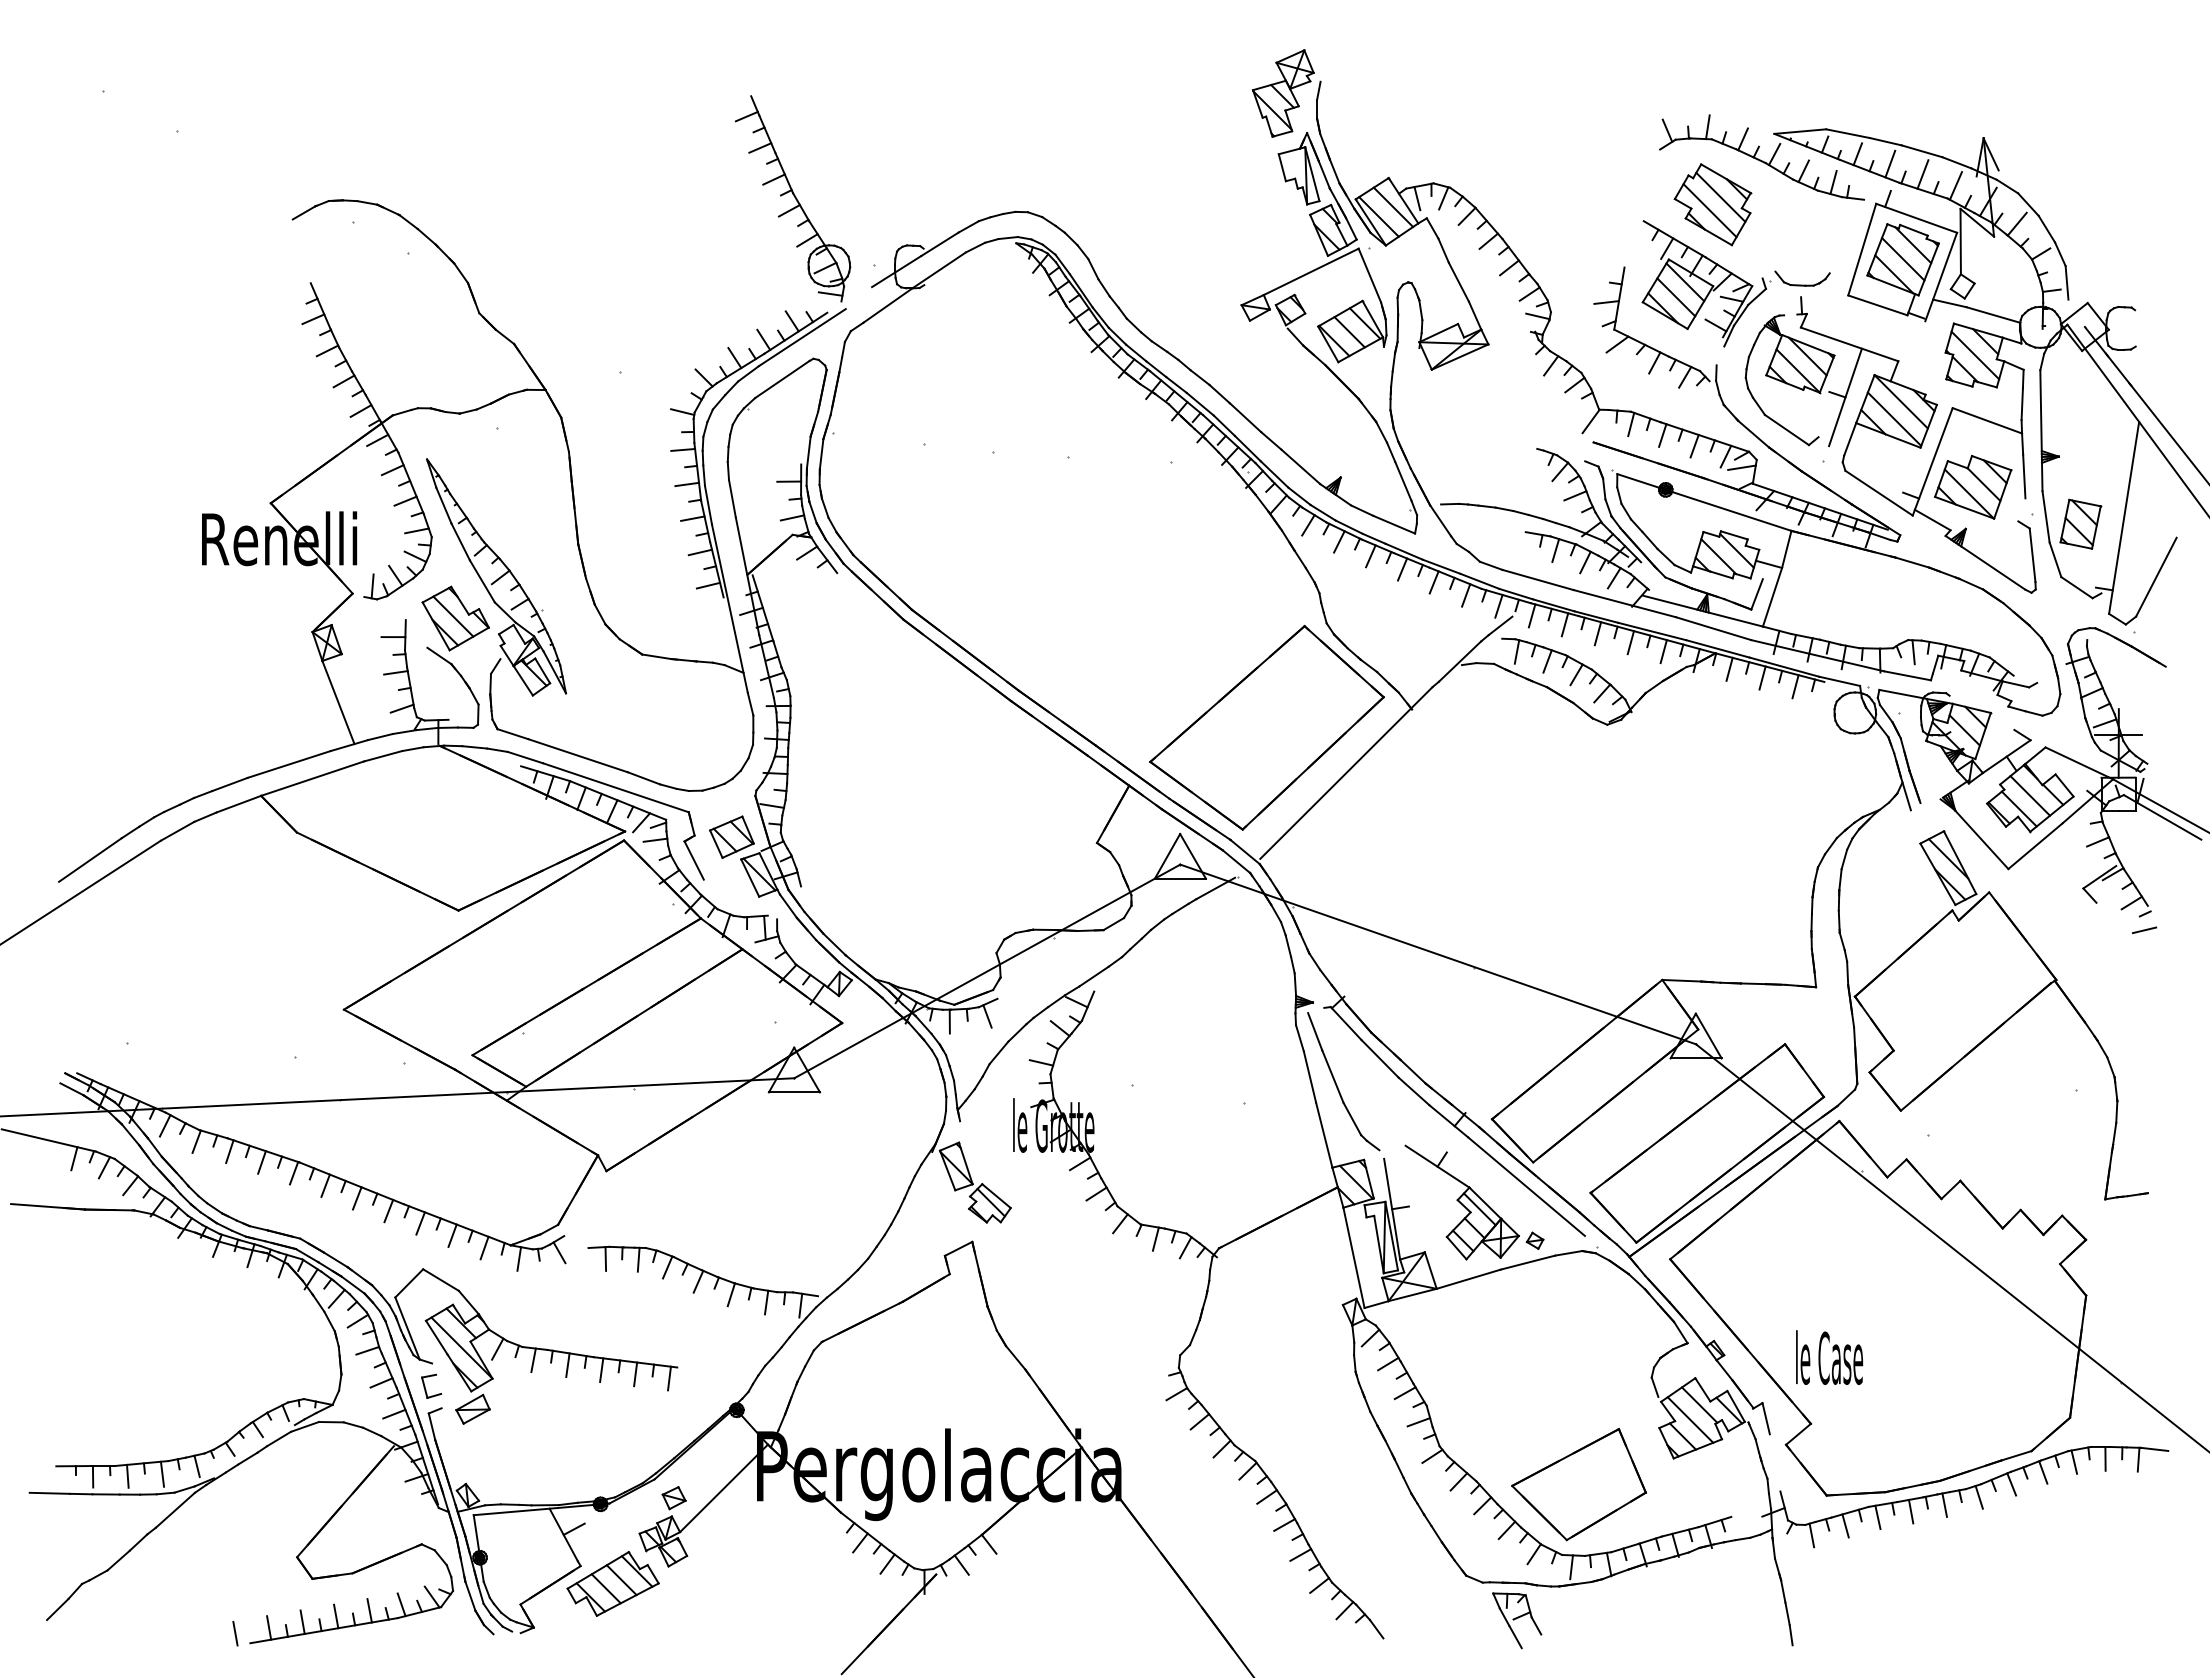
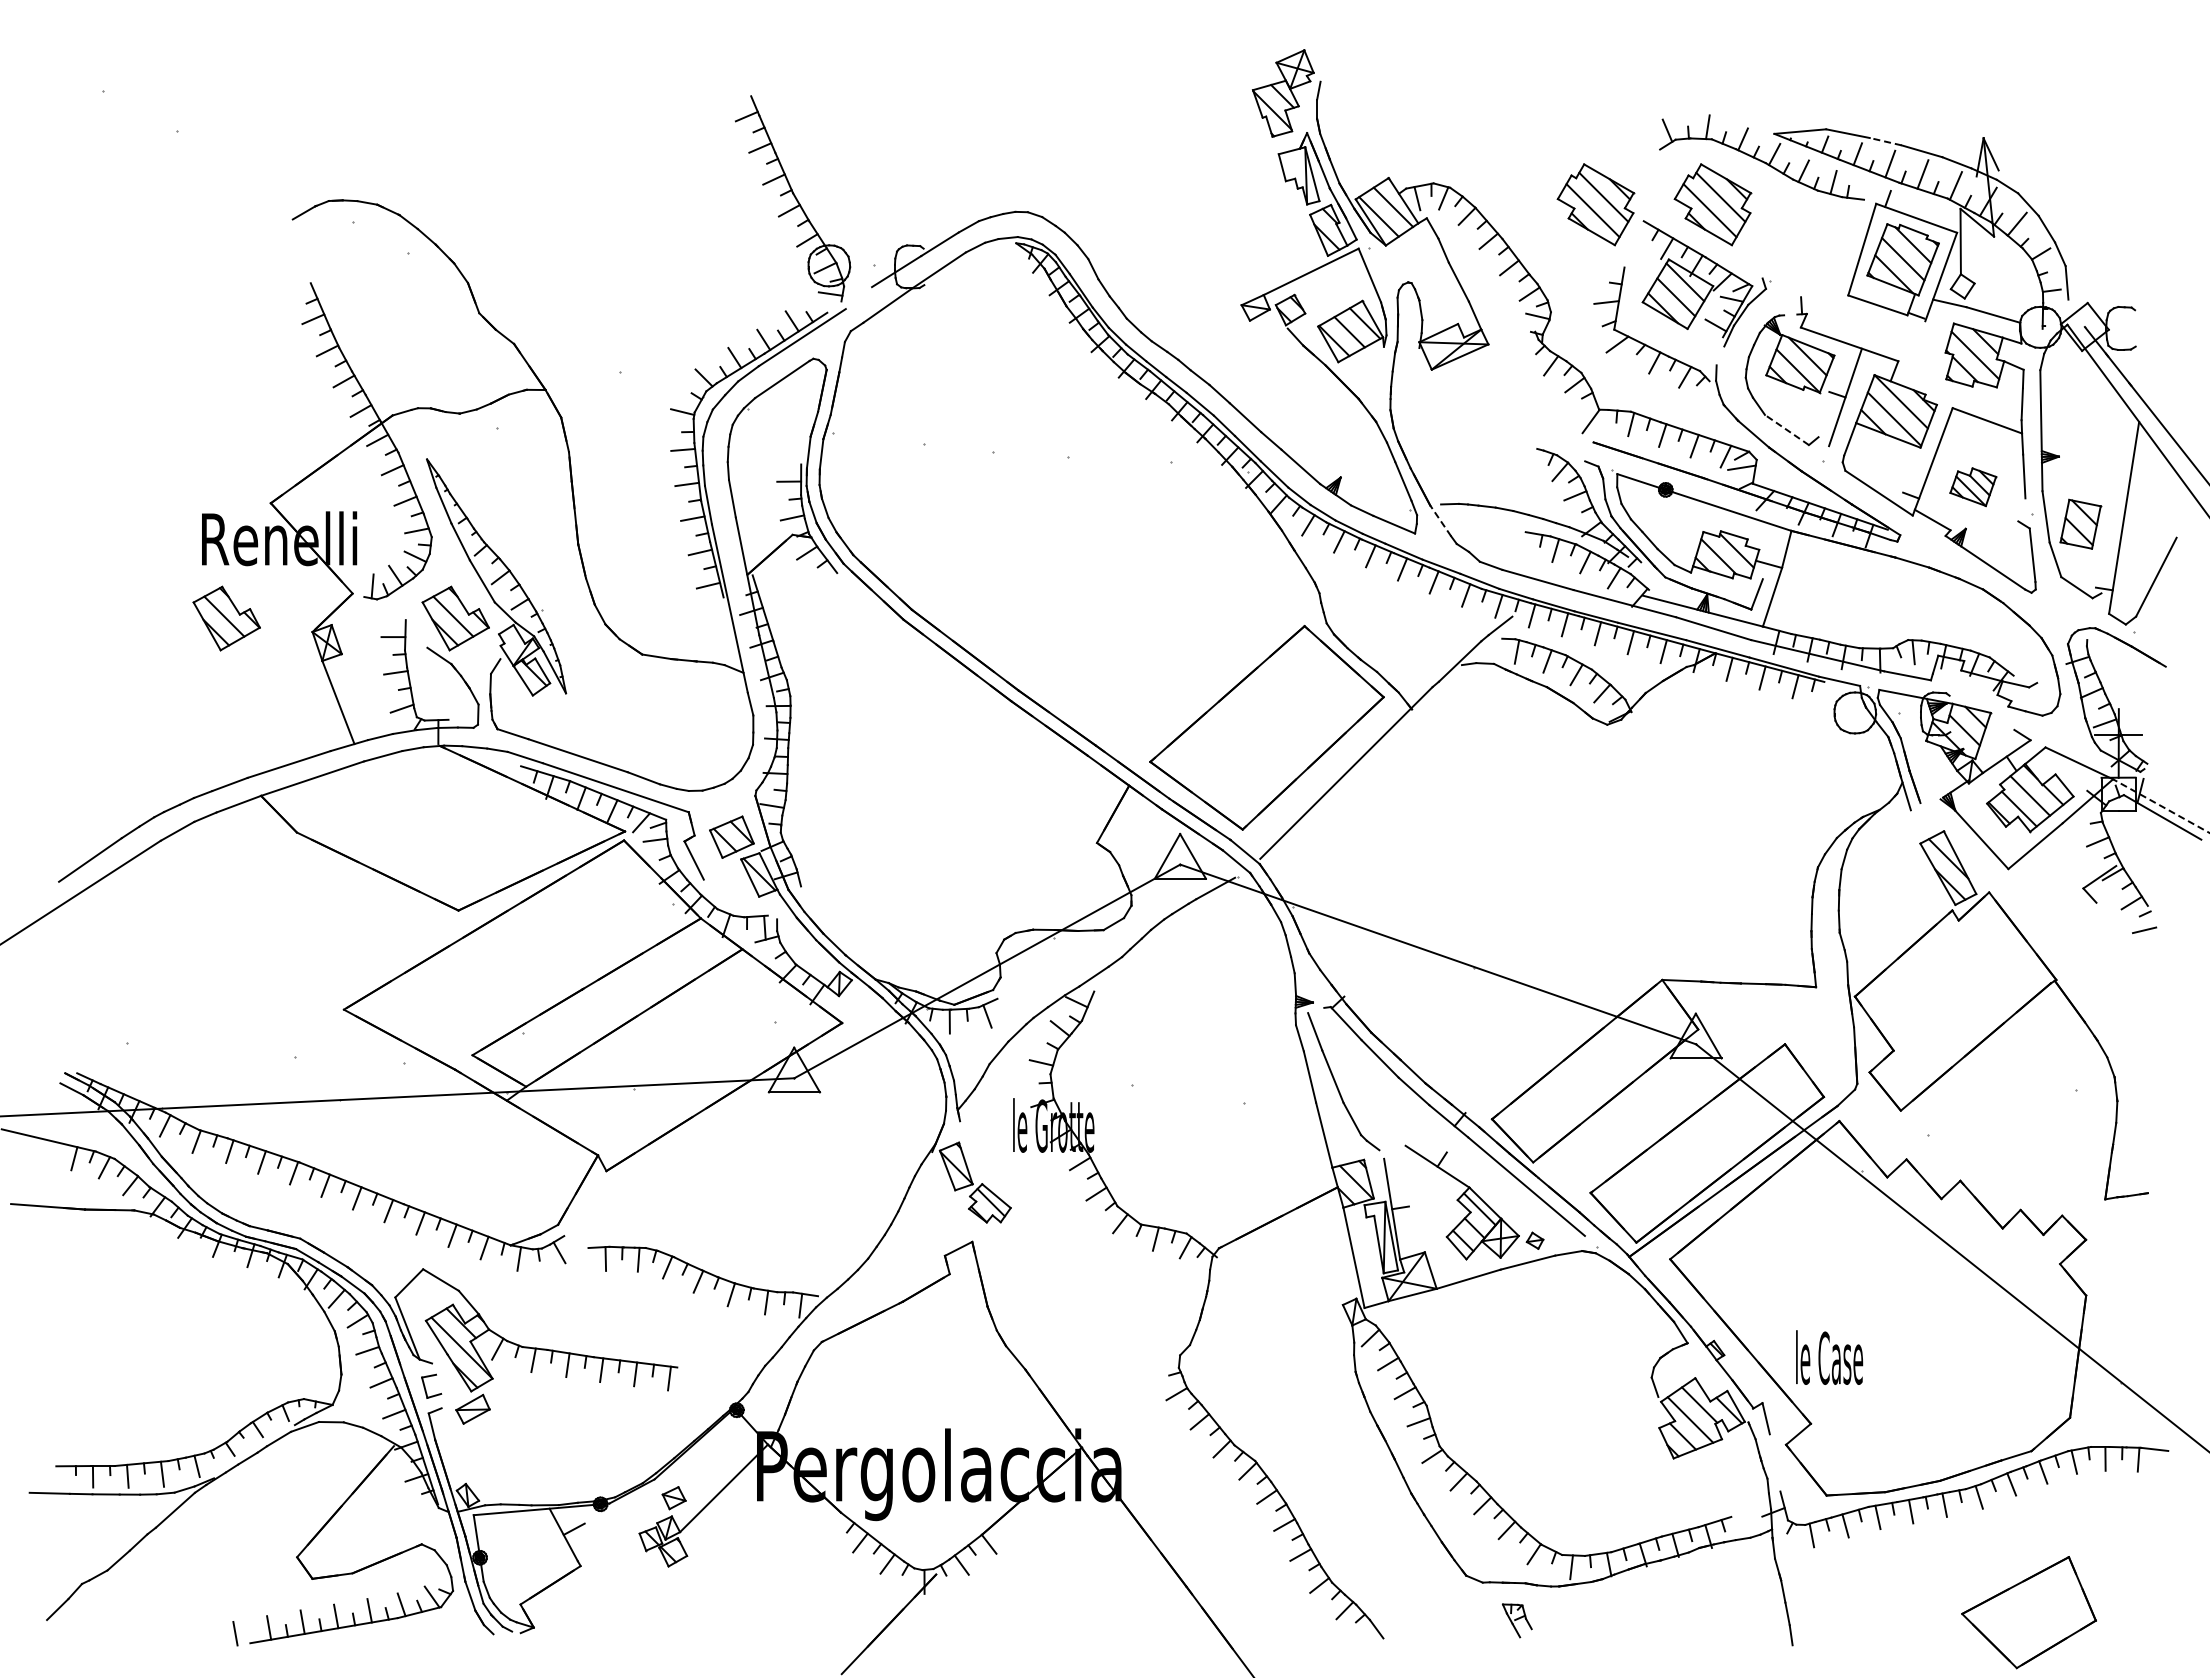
line: solid -> dashed (1885, 141)
part: none -> present (1595, 204)
part: present -> none (1802, 278)
line: solid -> dashed (1786, 430)
part size: 79x66 px -> 49x41 px (1973, 487)
line: solid -> dashed (1440, 520)
part: none -> present (226, 618)
line: solid -> dashed (2161, 806)
part position: (1578, 1484) -> (2028, 1612) (2028, 1612)
part: present -> none (612, 1583)
part size: 51x58 px -> 31x36 px (1517, 1620)
